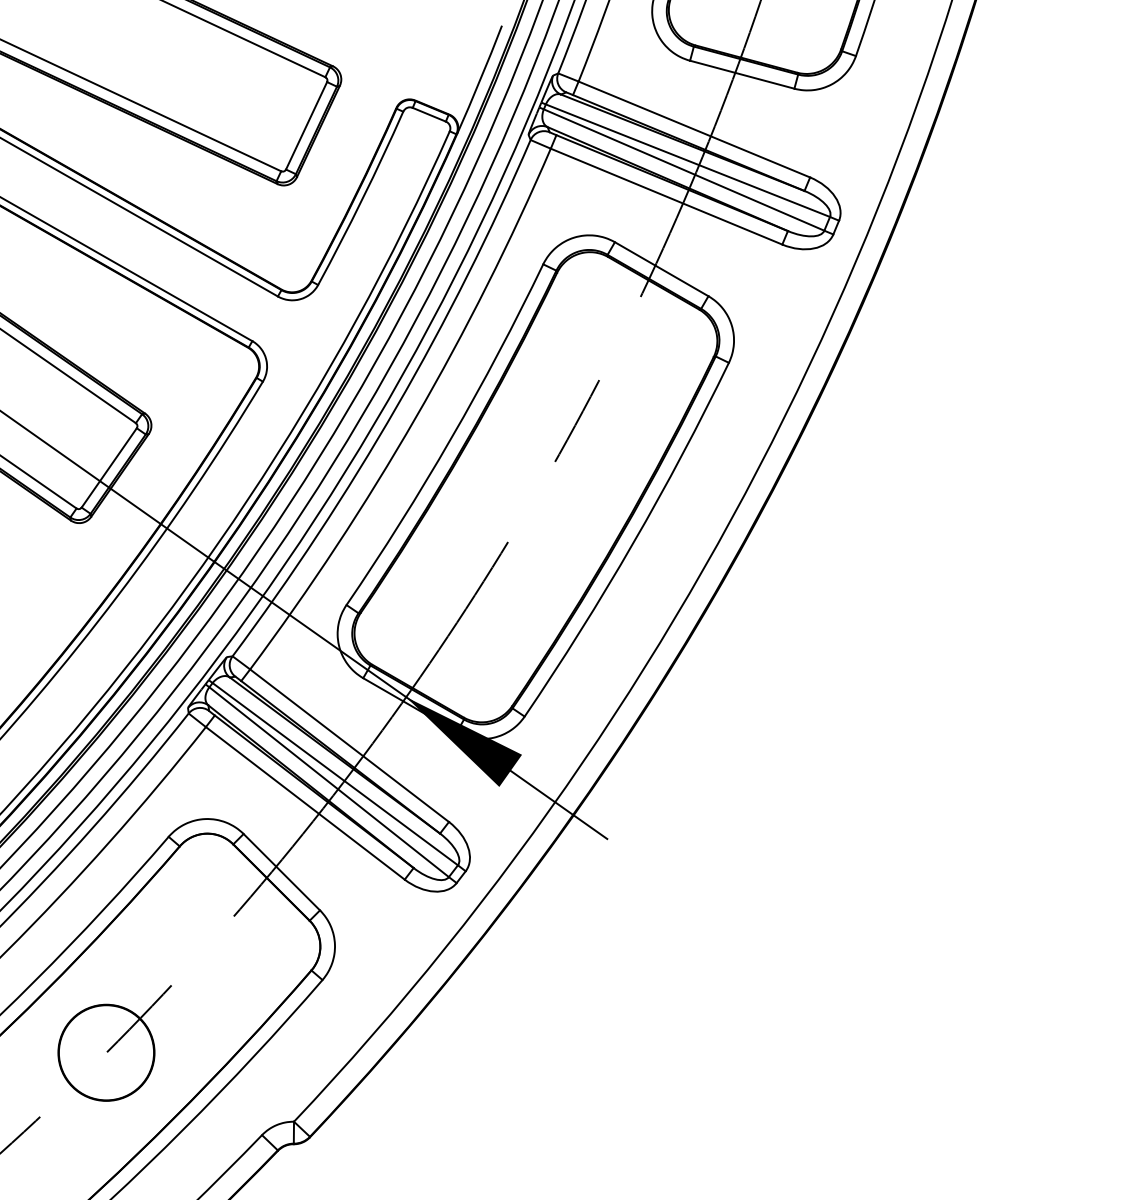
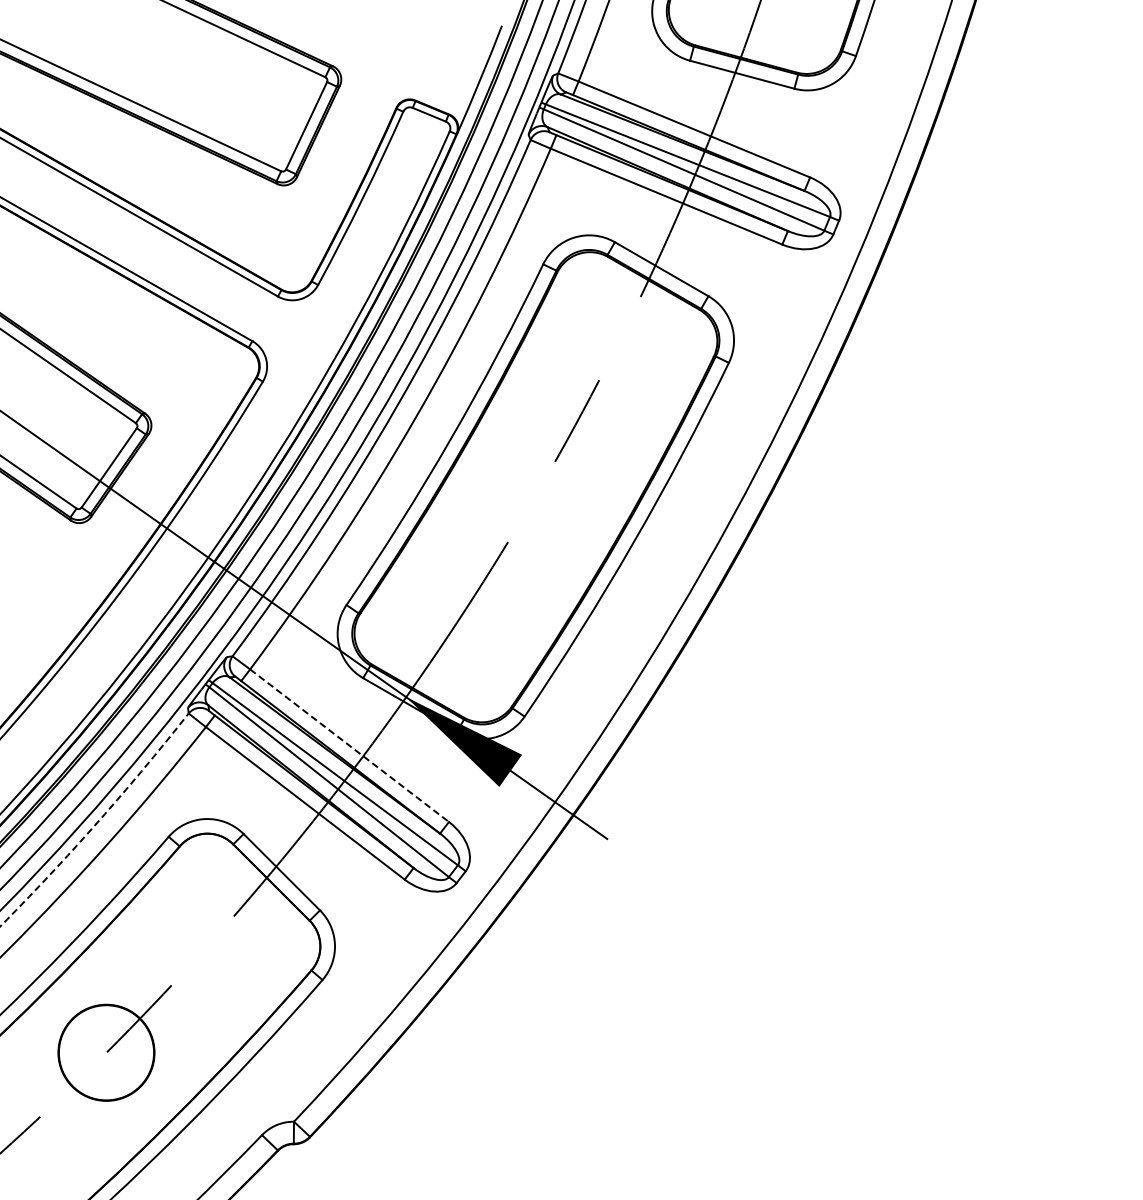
line: solid -> dashed (349, 746)
arc: solid -> dashed (97, 822)
